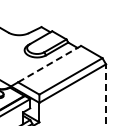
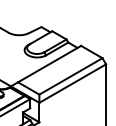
line: dashed -> solid (50, 63)
line: dashed -> solid (106, 94)
